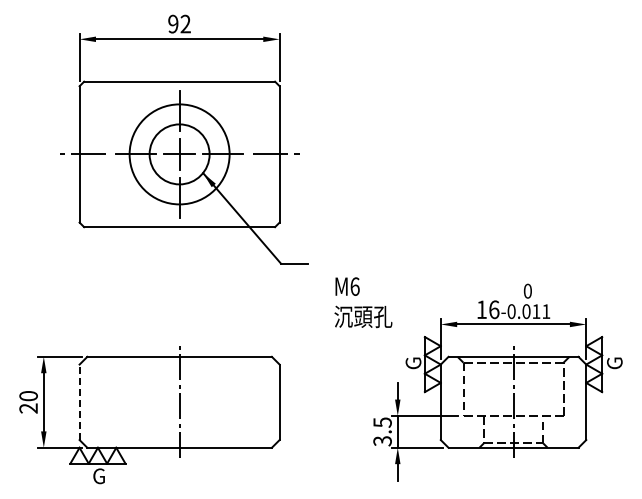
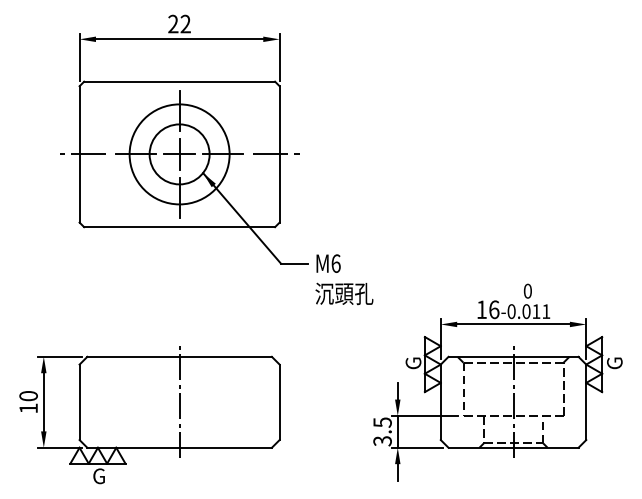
text: 92 -> 22 (173, 24)
text position: (363, 302) -> (344, 279) (344, 279)
line: dashed -> solid (79, 402)
text: 20 -> 10 (28, 408)
